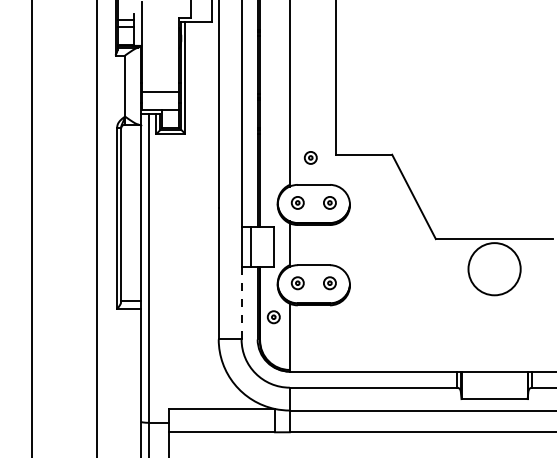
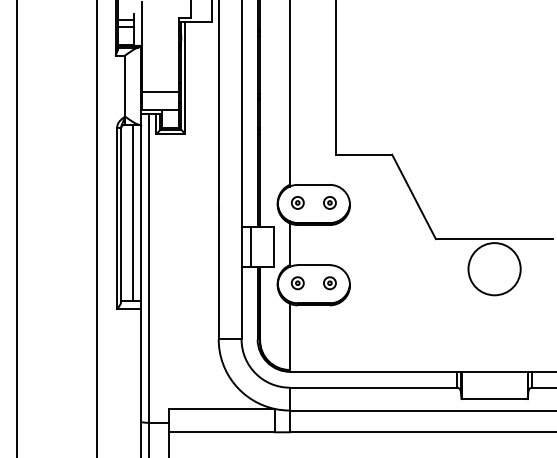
part: present -> none (310, 157)
line: none -> present (133, 212)
line position: (31, 228) -> (16, 228) (16, 228)
line: dashed -> solid (241, 302)
part: present -> none (273, 317)
